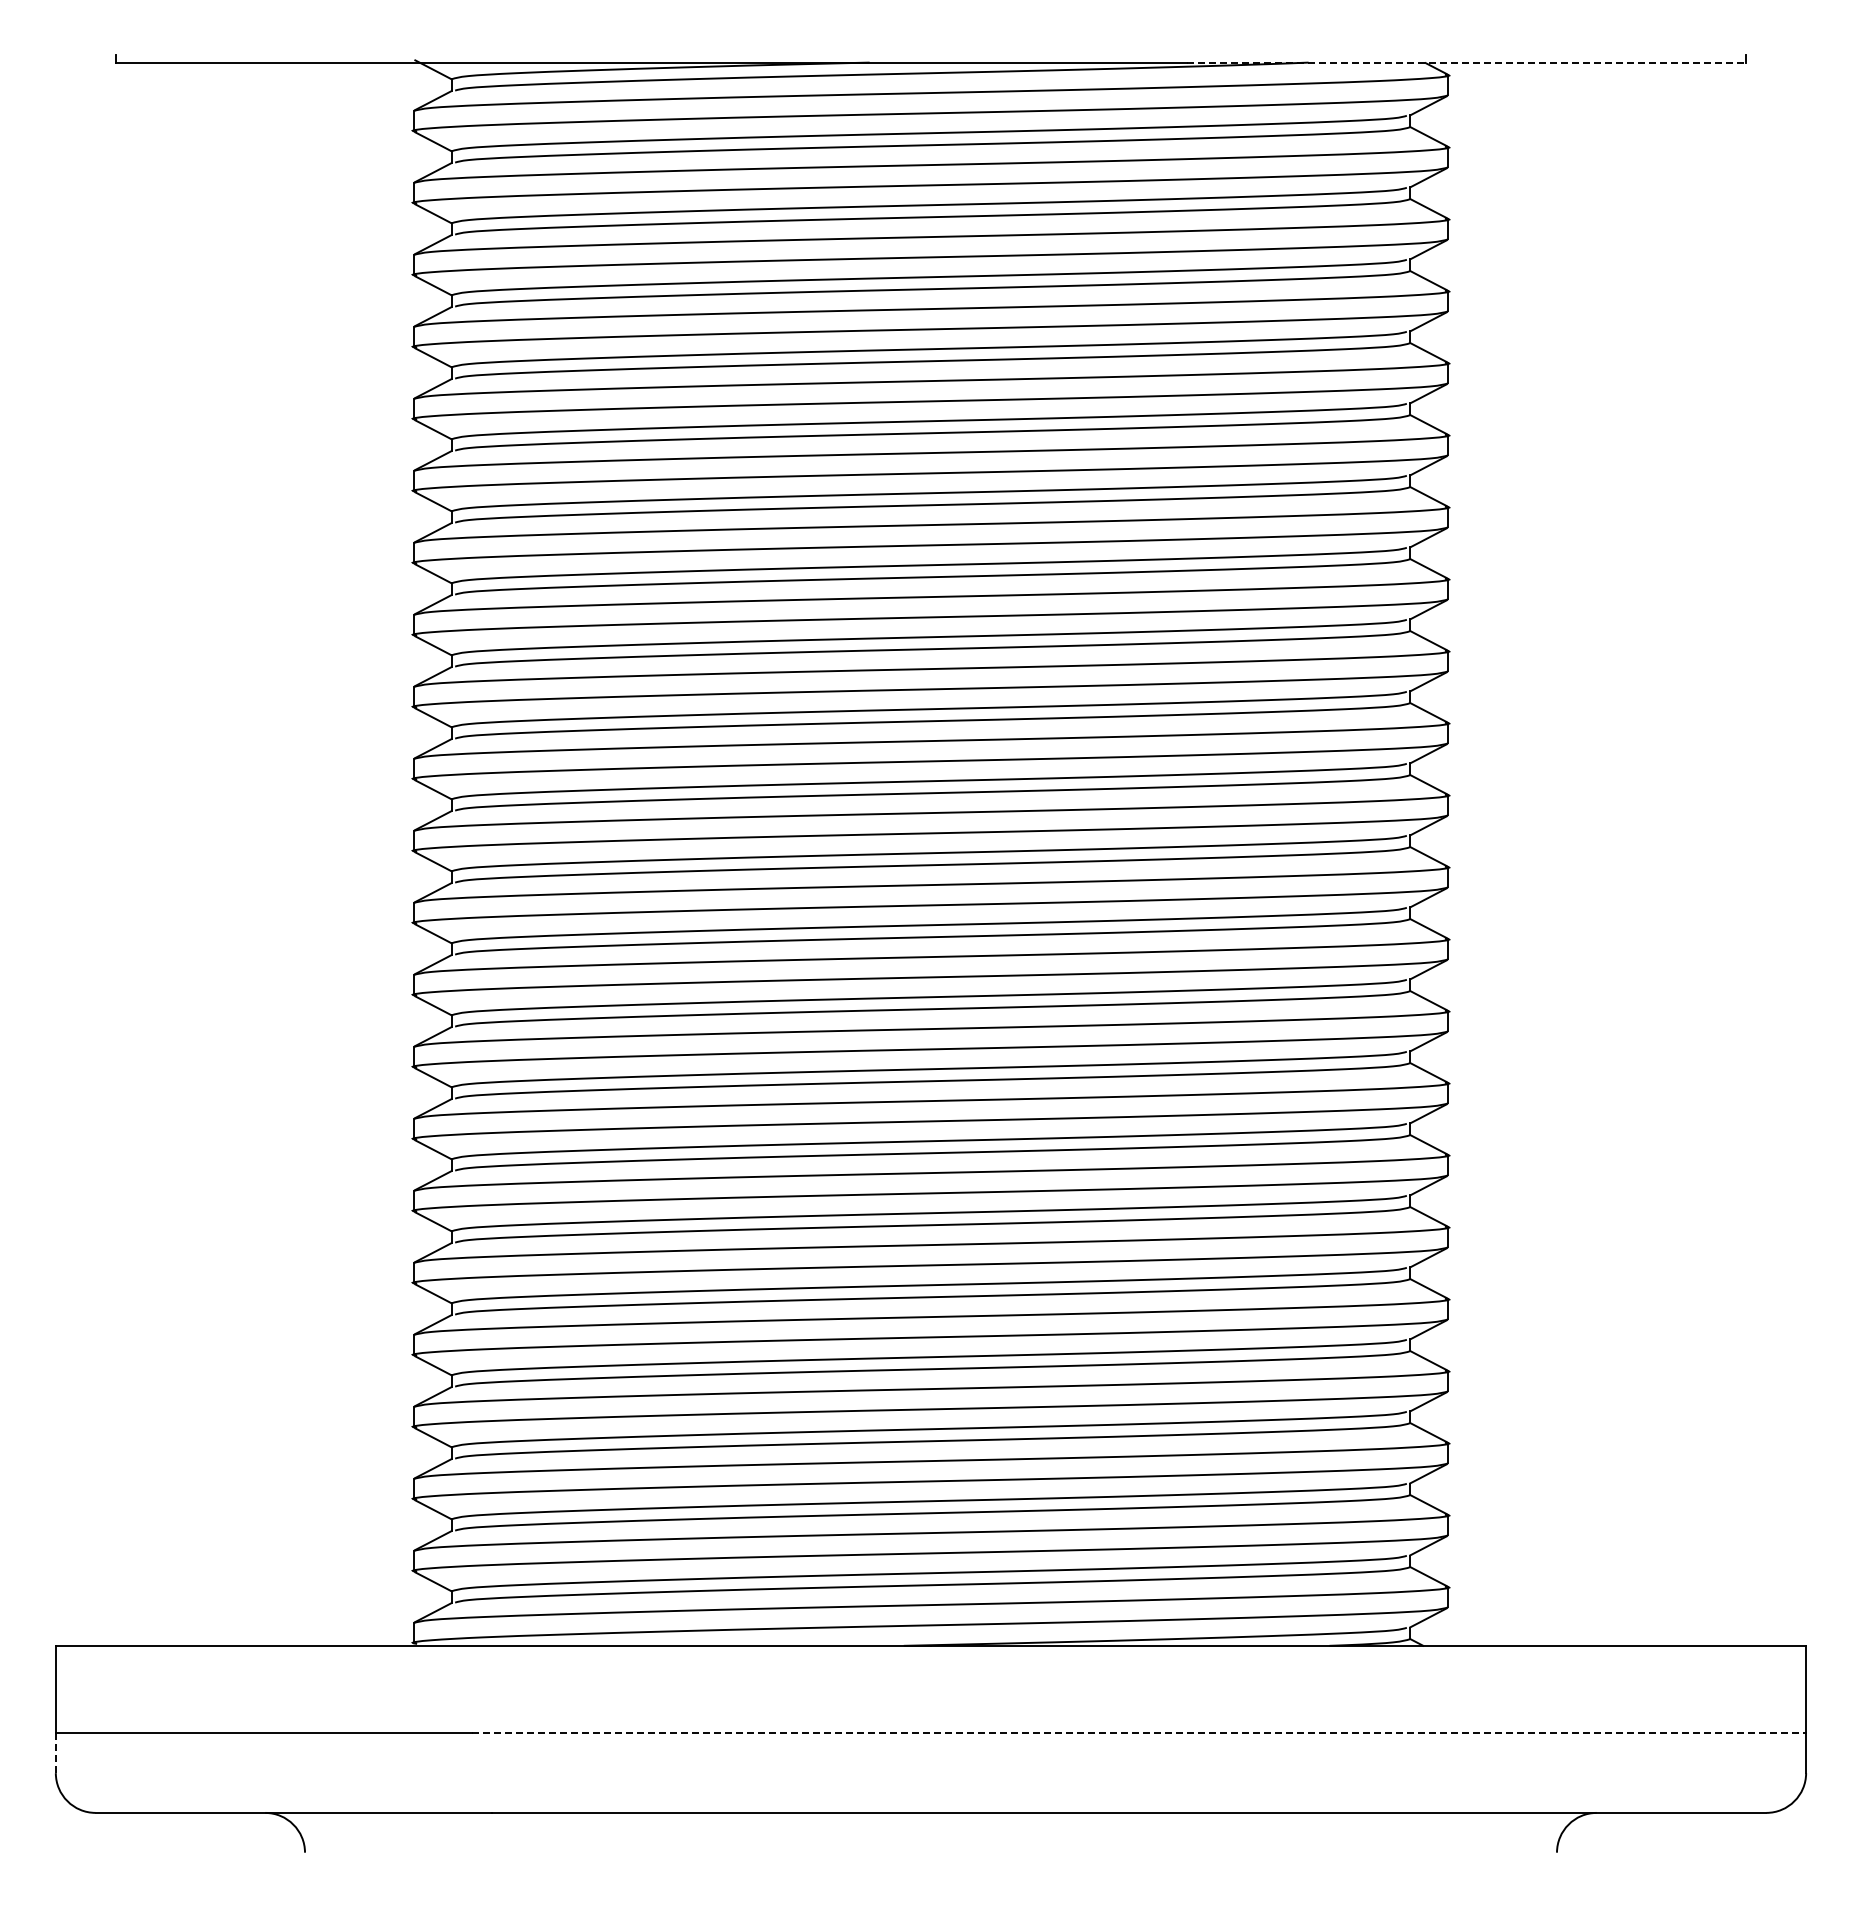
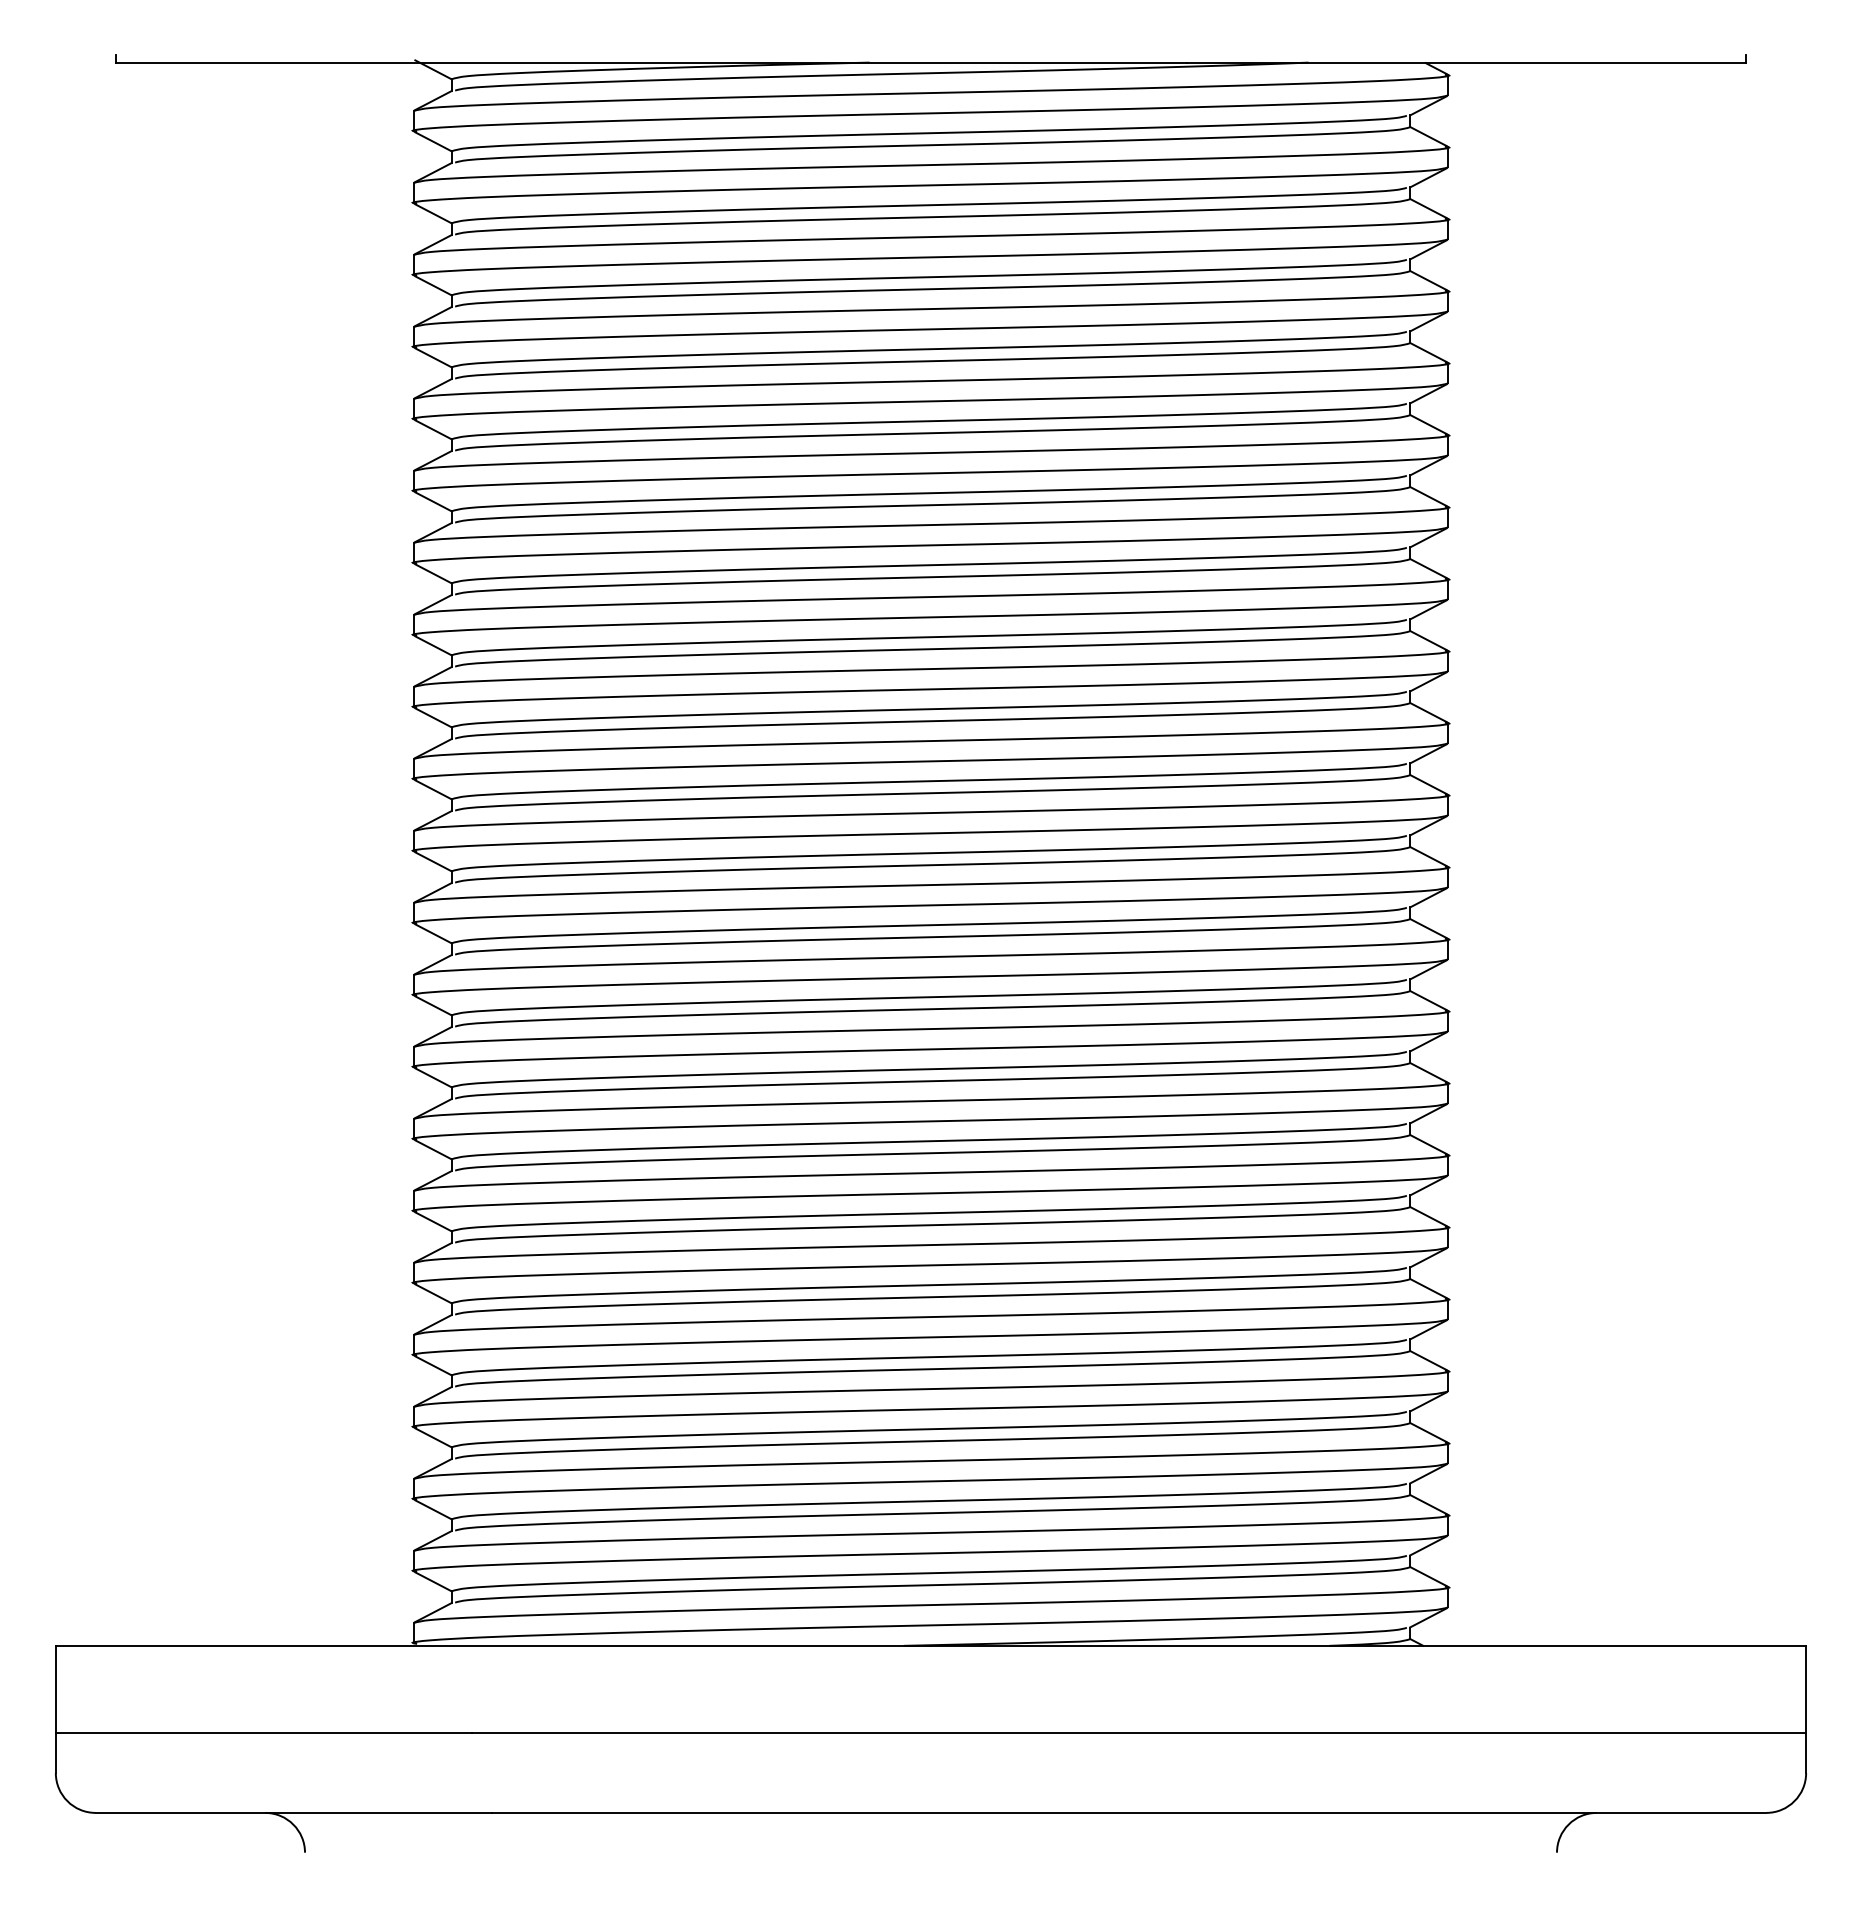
line: dashed -> solid (1466, 62)
line: dashed -> solid (1139, 1733)
line: dashed -> solid (55, 1753)
